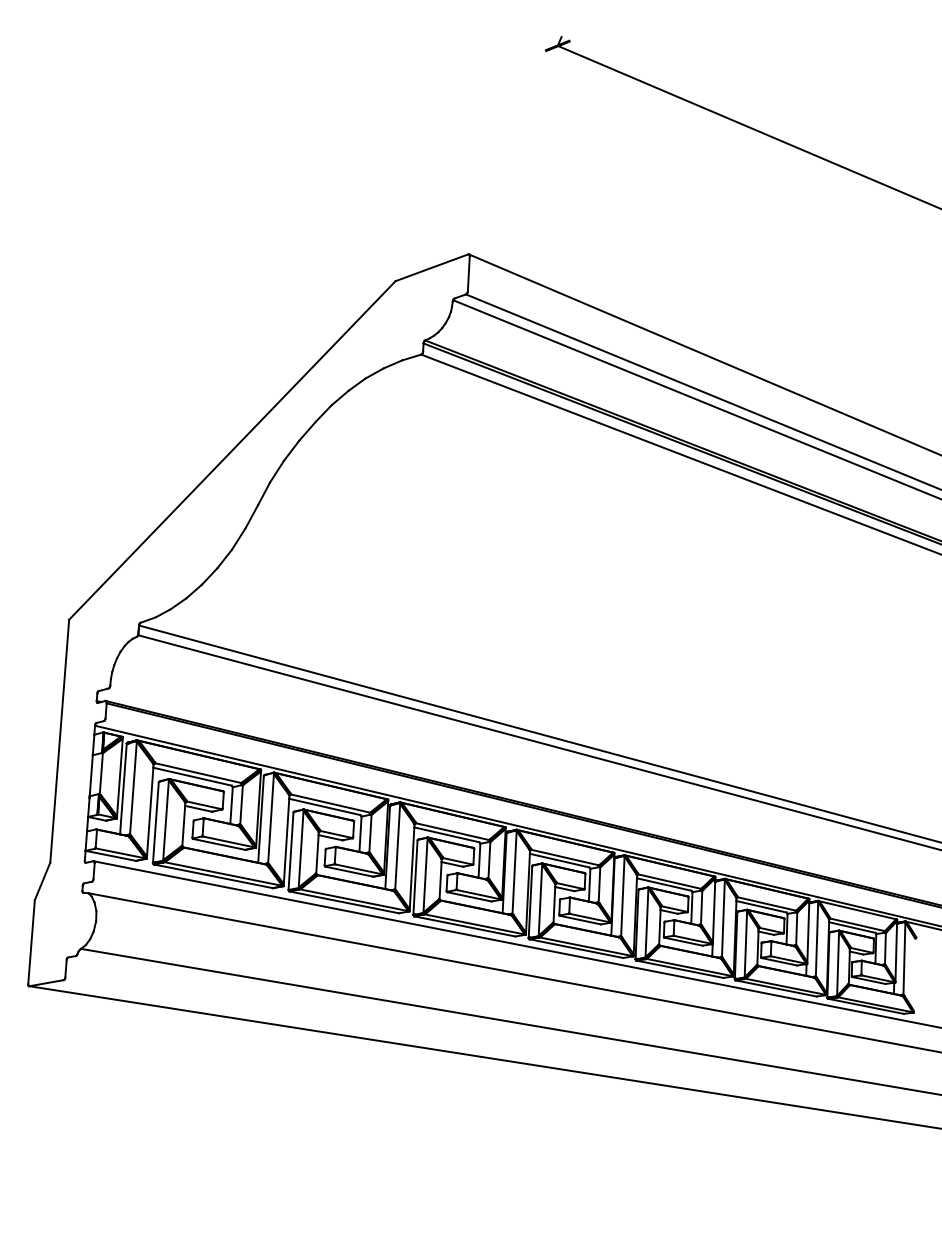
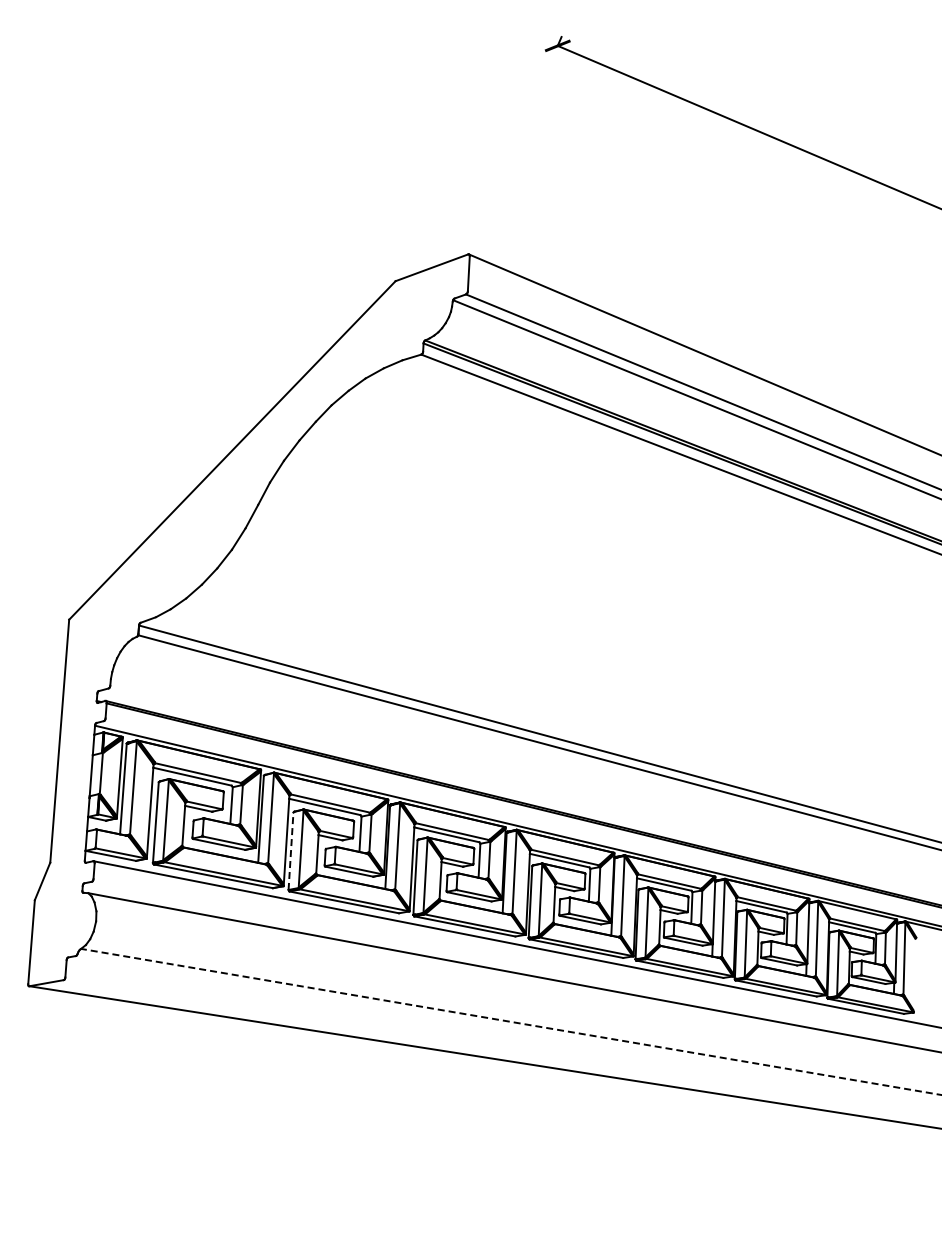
line: solid -> dashed (291, 851)
line: solid -> dashed (510, 1021)
